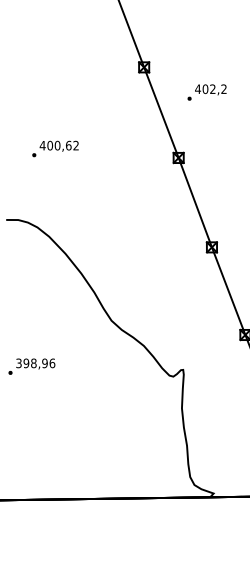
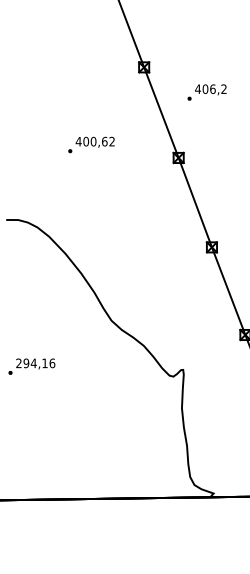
text: 402,2 -> 406,2 (212, 88)
text position: (55, 148) -> (91, 144) (91, 144)
text: 398,96 -> 294,16 (31, 363)
